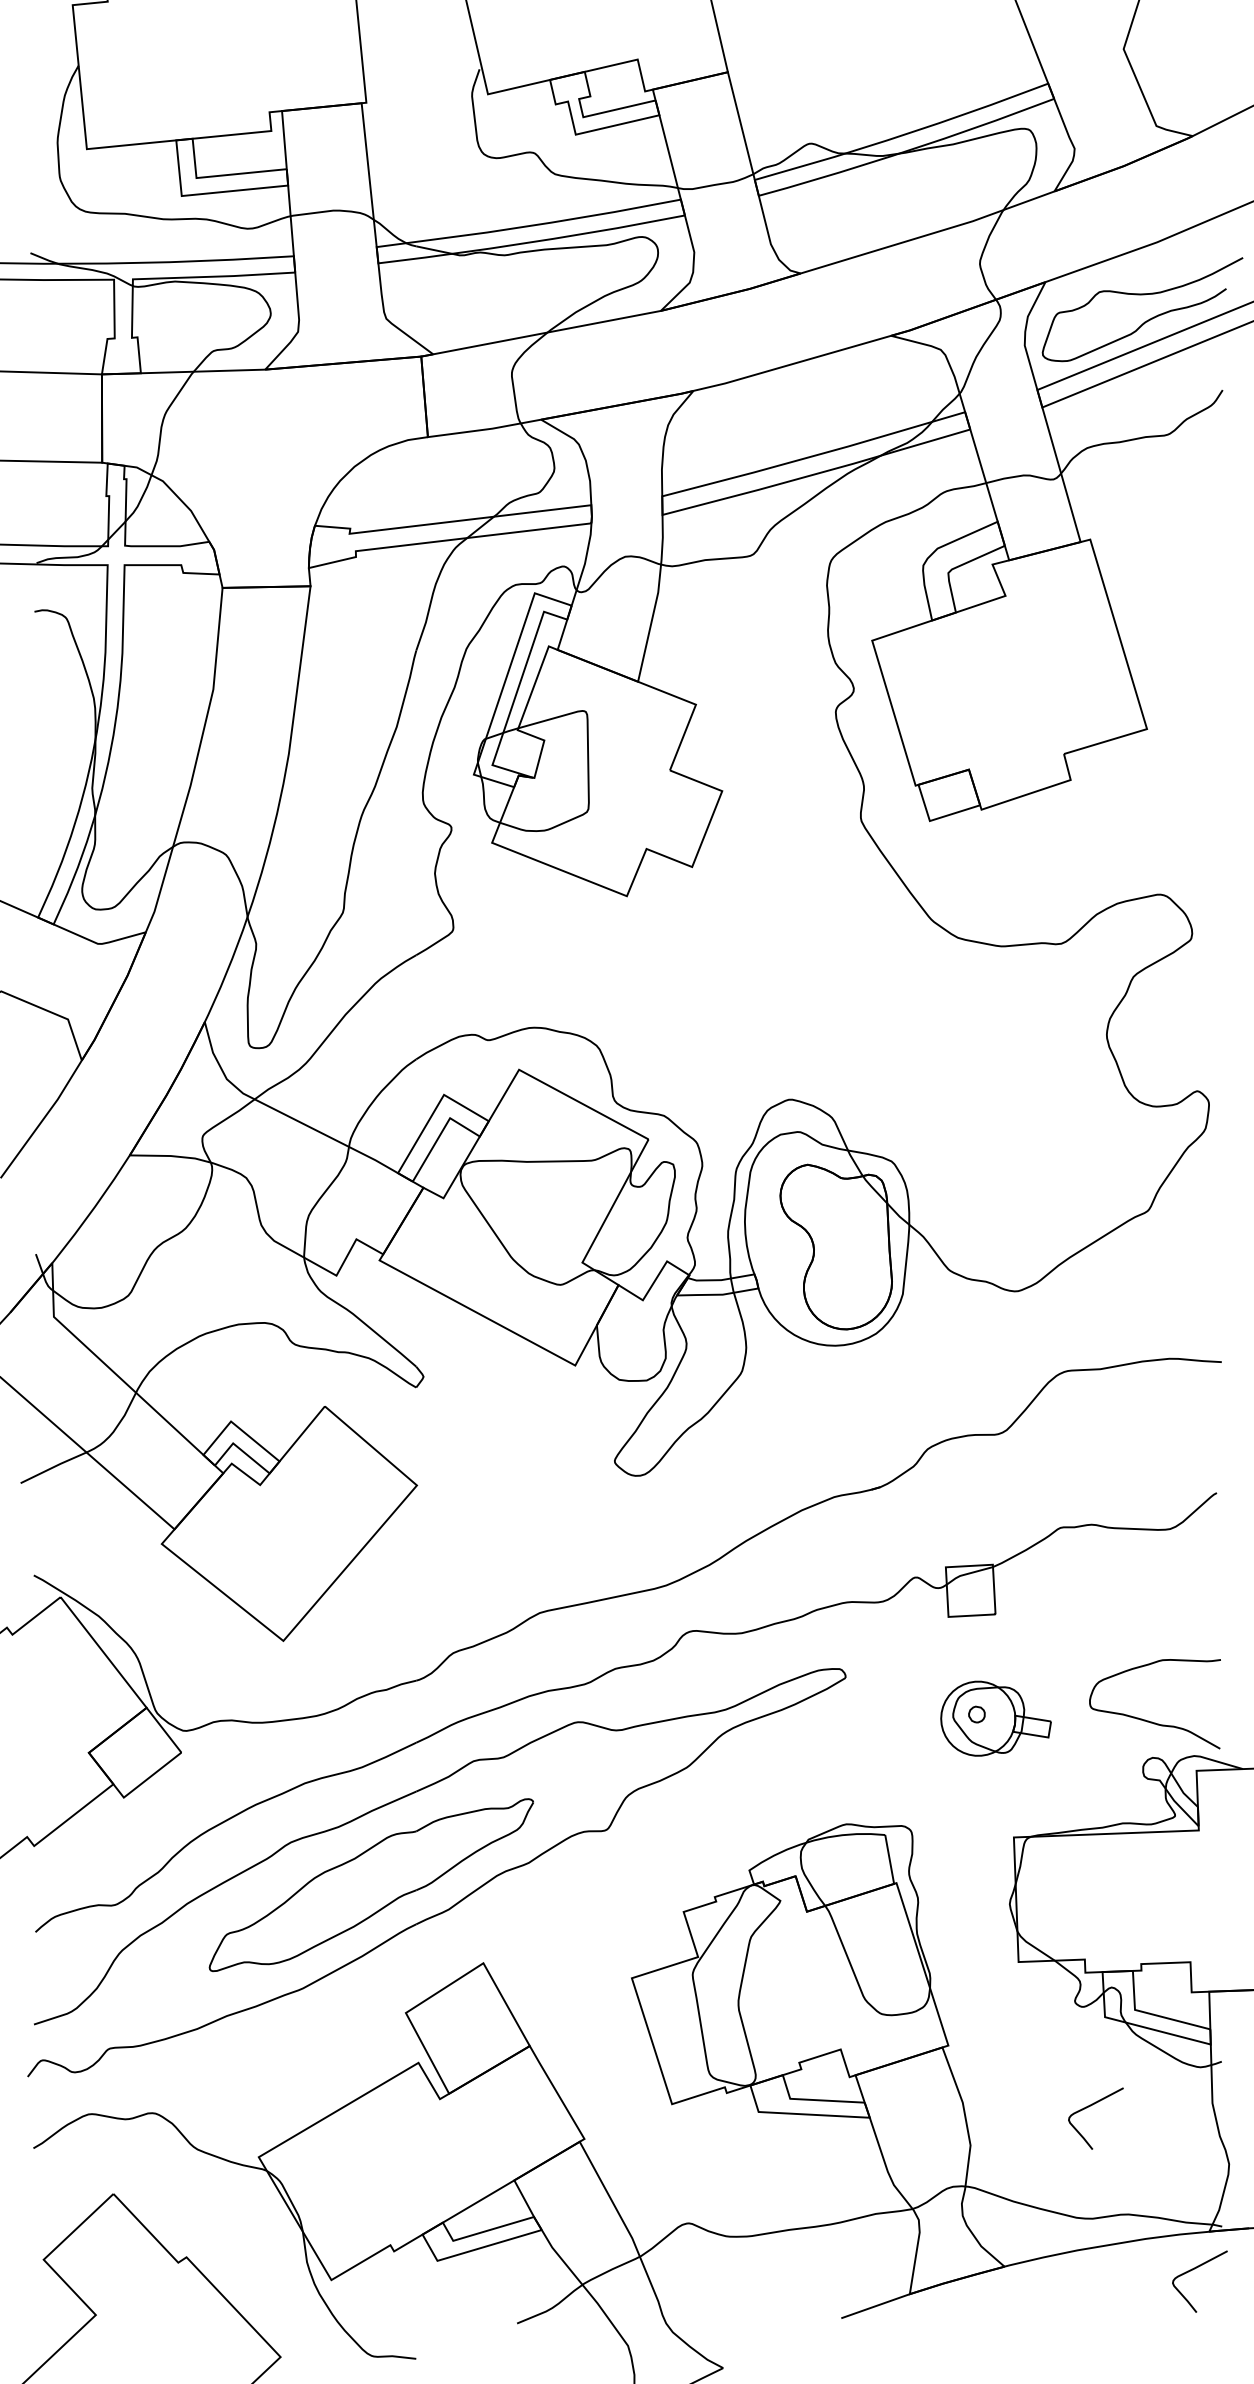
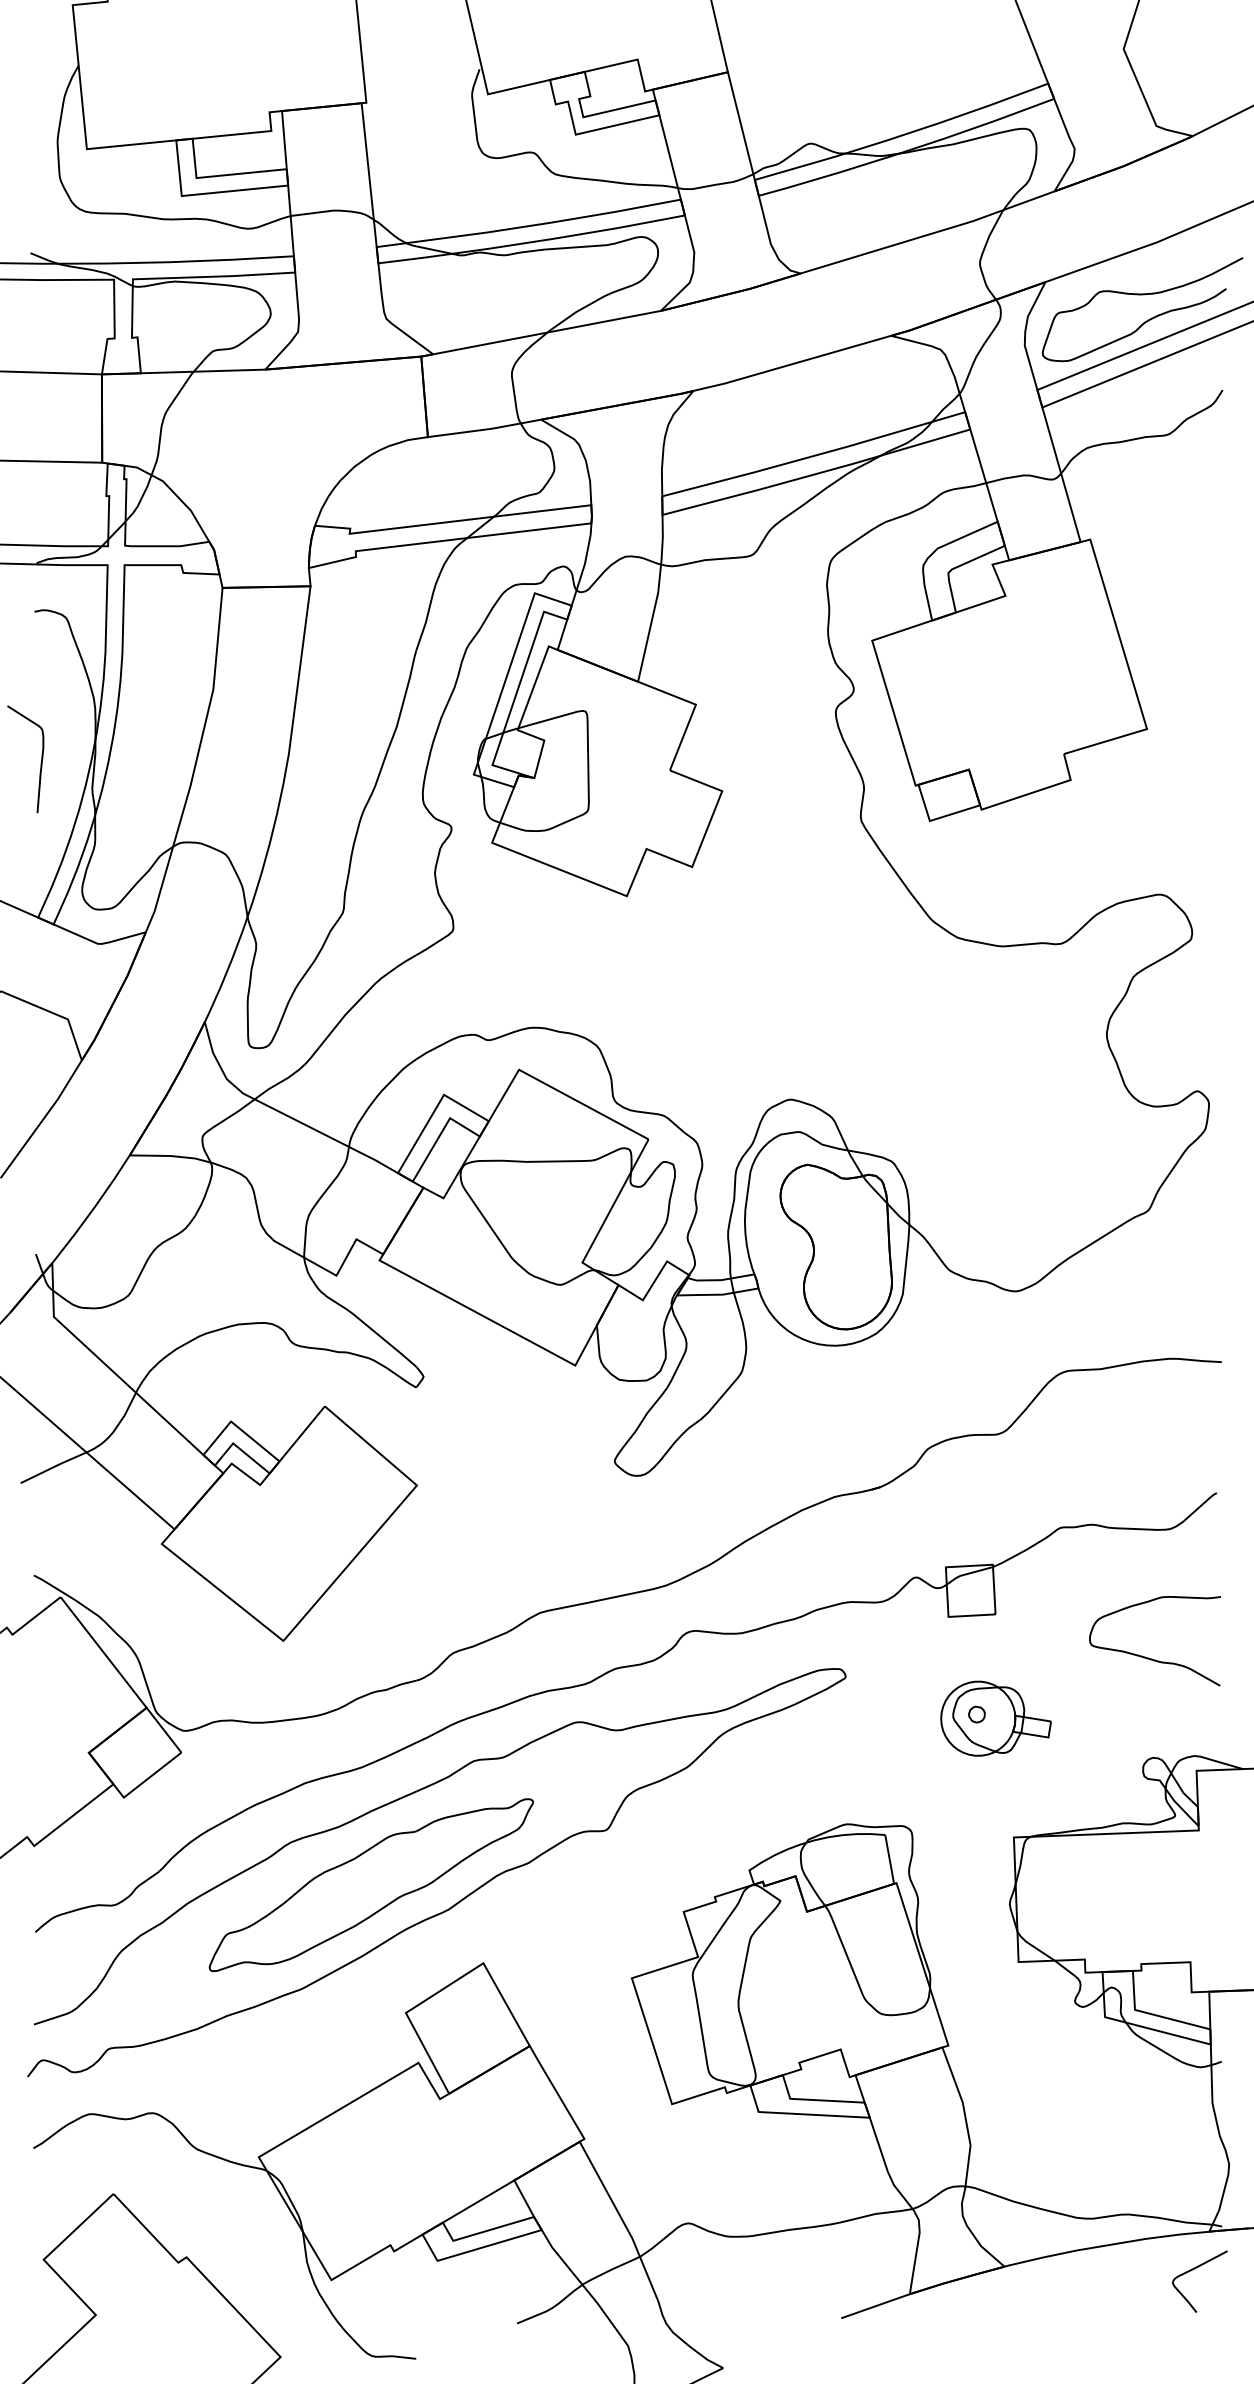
curve: none -> present (40, 762)
curve position: (1148, 1720) -> (1148, 1657) (1148, 1657)
curve: present -> none (1090, 2106)
